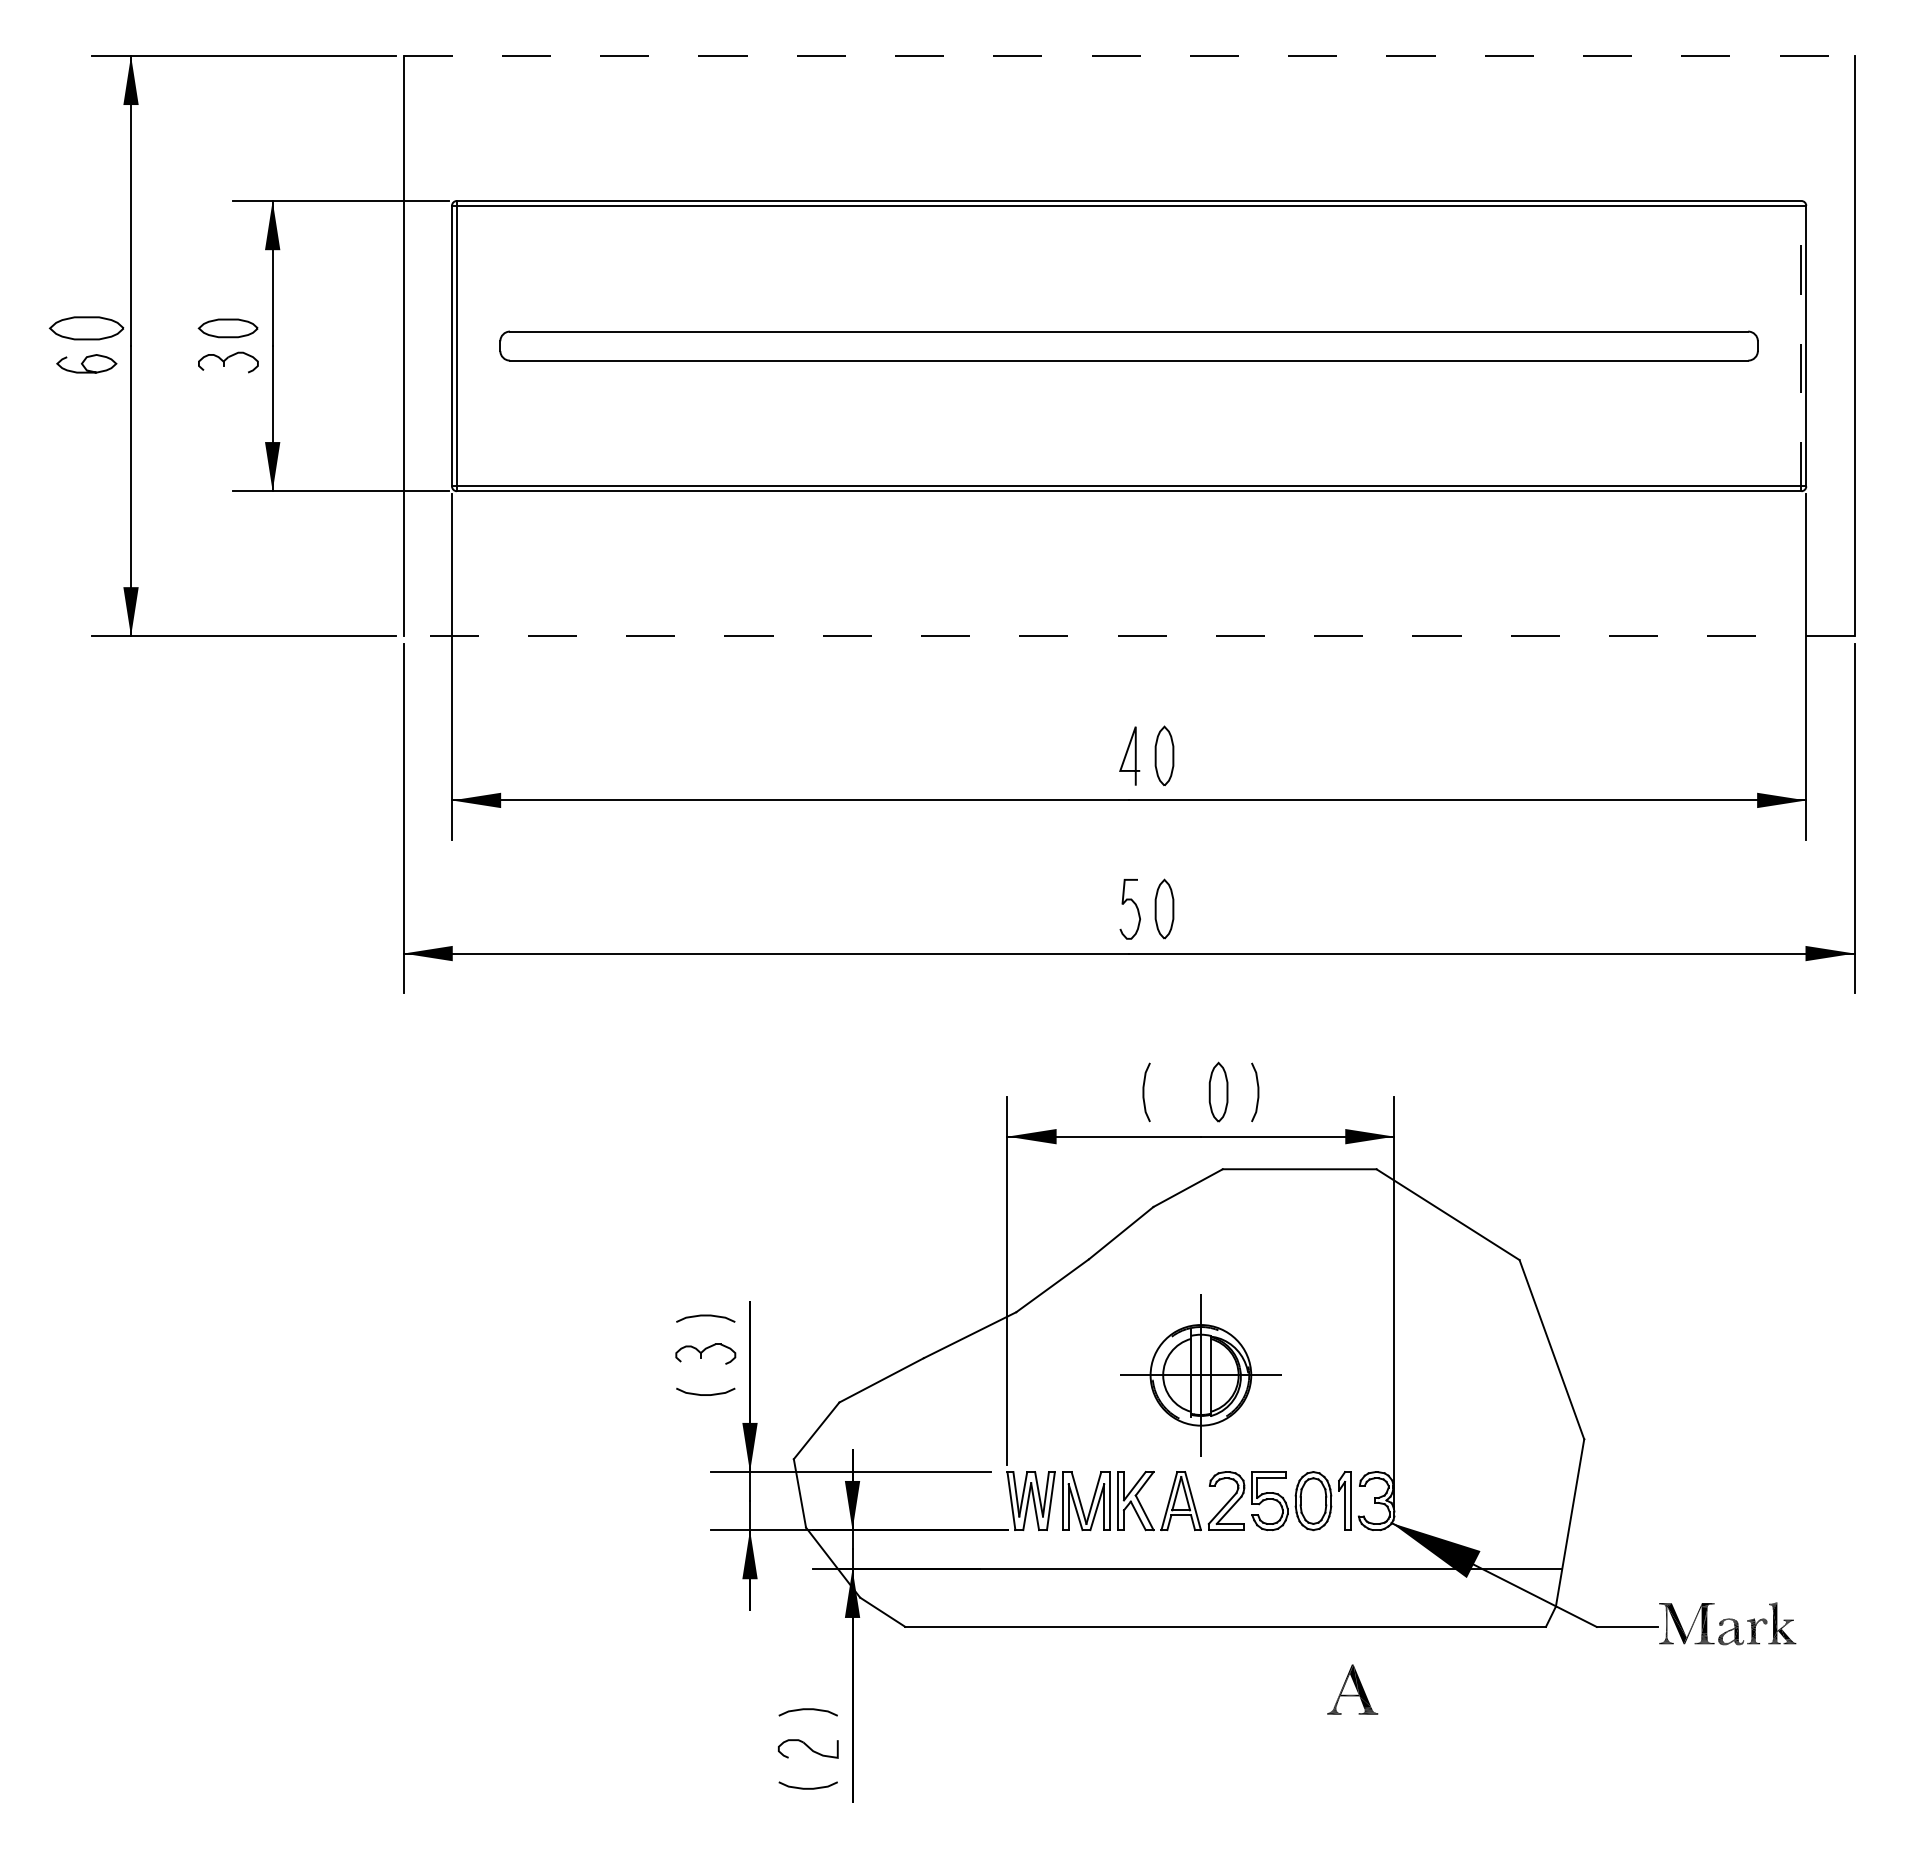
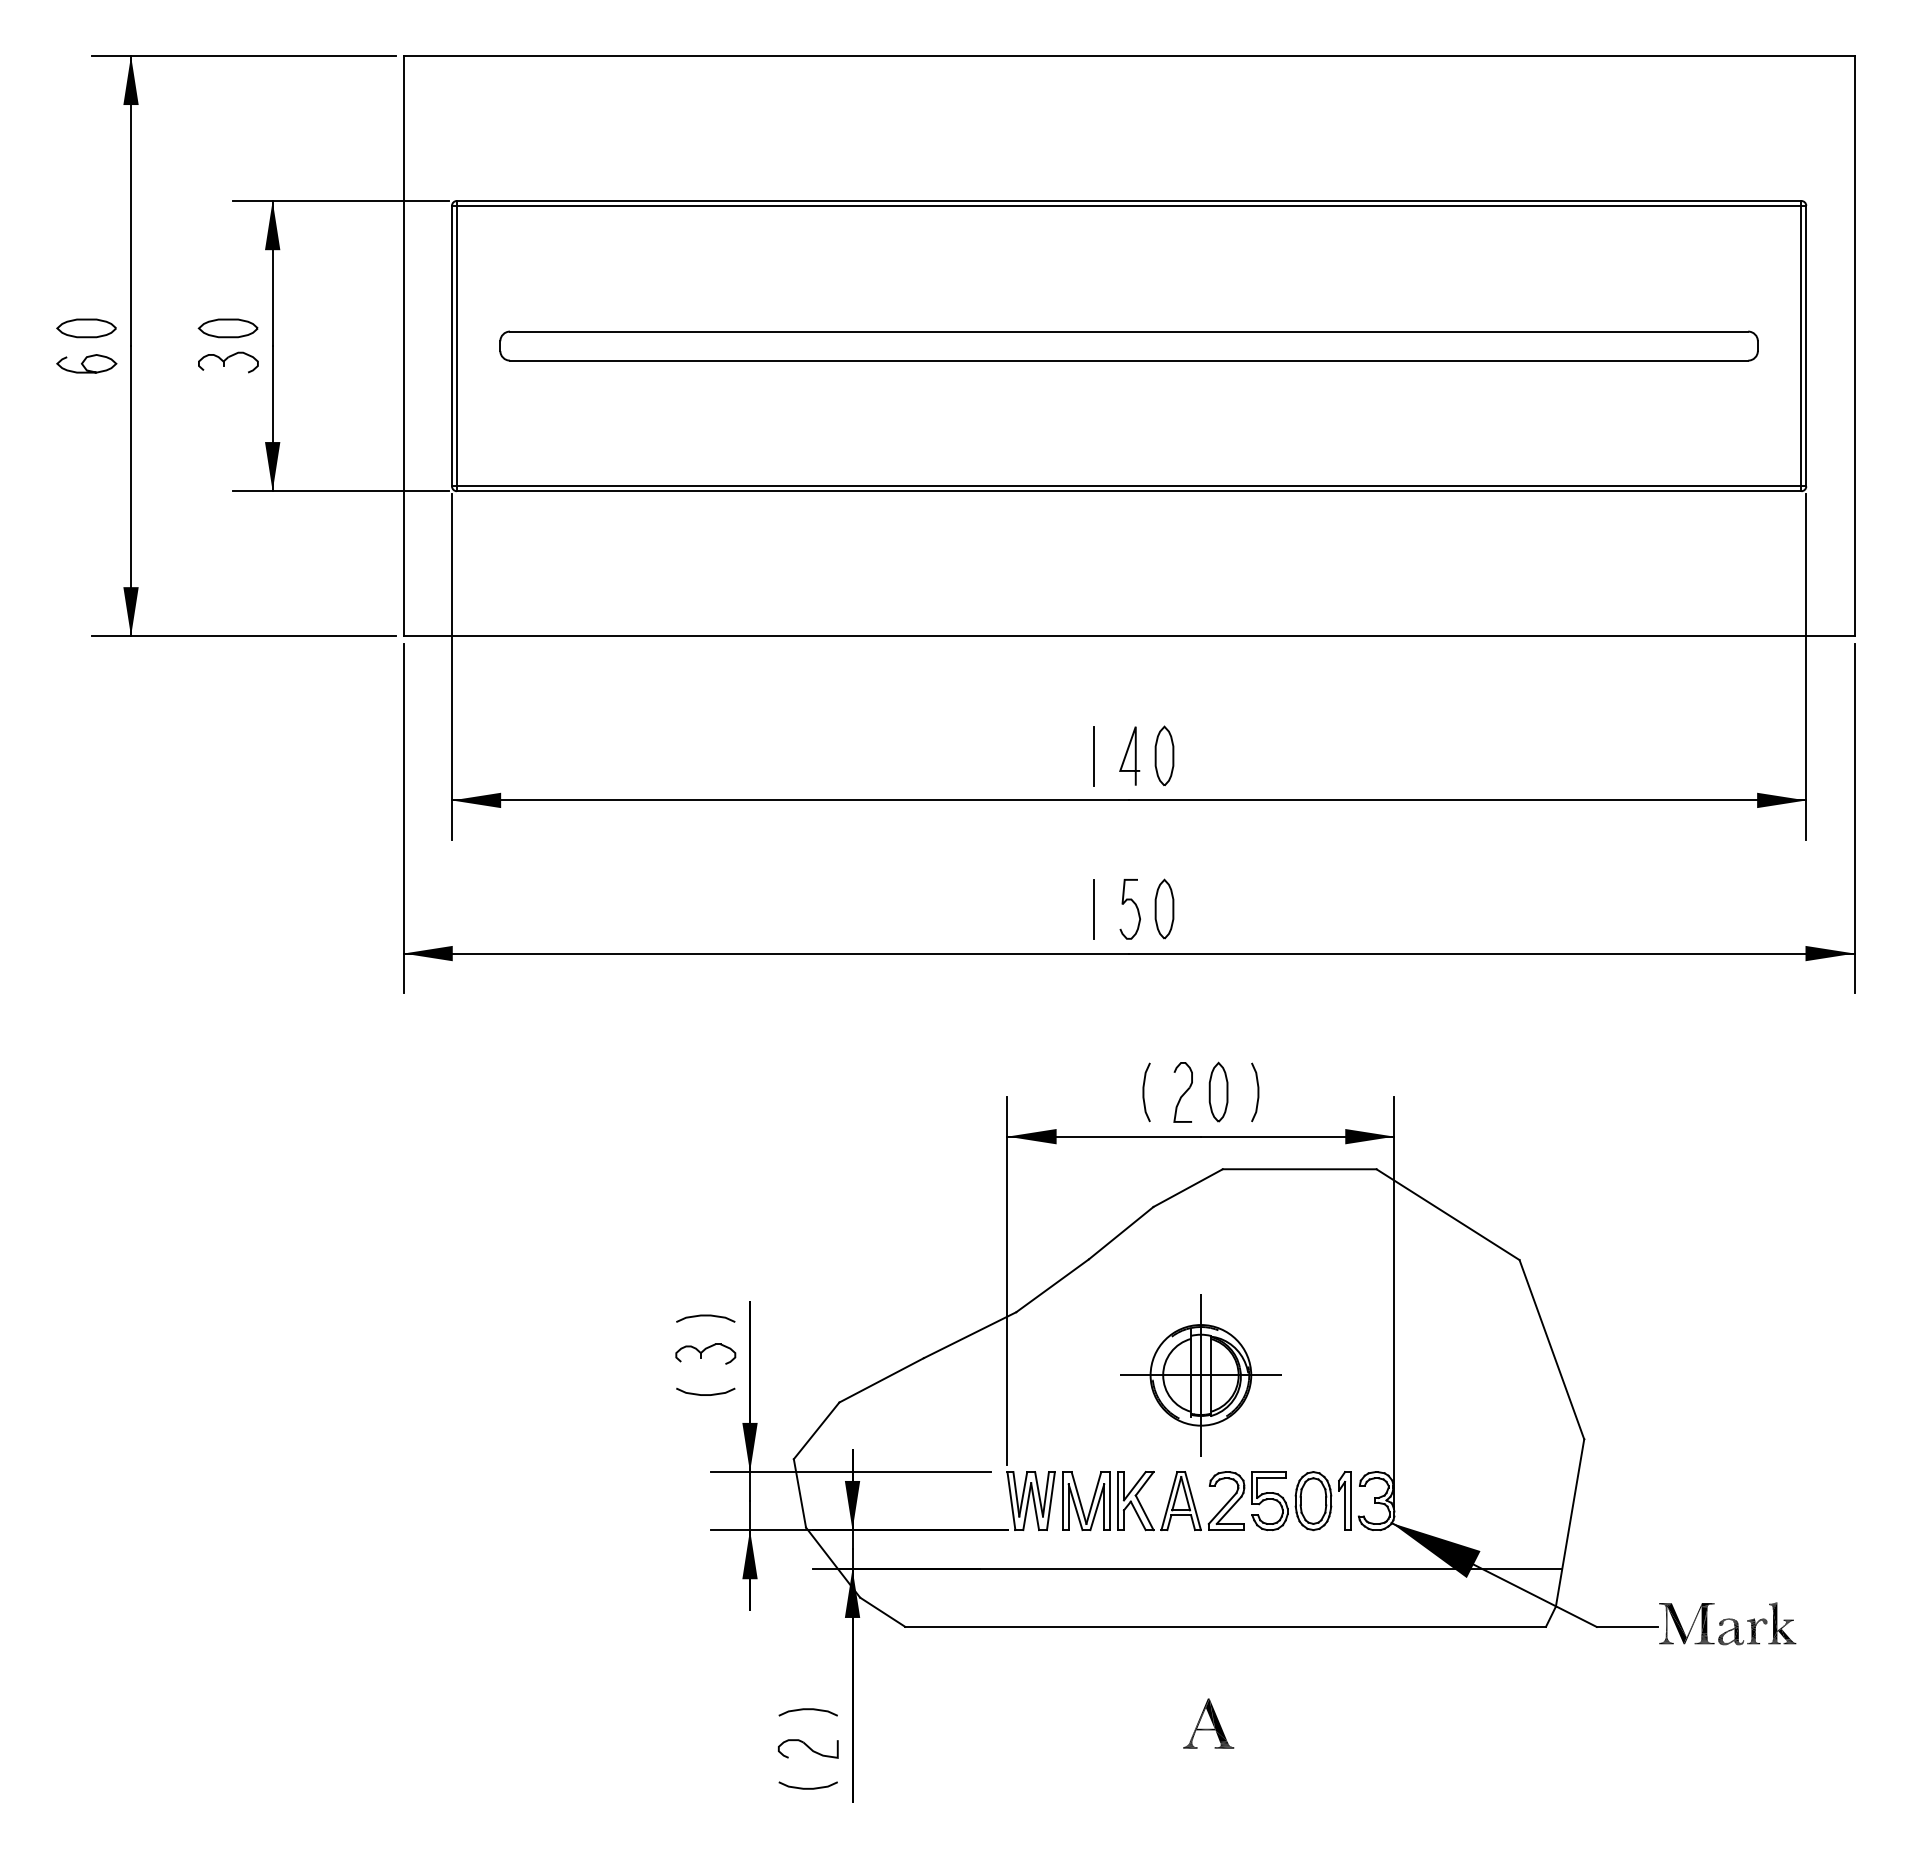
line: dashed -> solid (1129, 55)
part size: 77x25 px -> 61x21 px (86, 328)
line: dashed -> solid (1801, 345)
line: dashed -> solid (1129, 636)
line: none -> present (1093, 755)
line: none -> present (1093, 908)
part: none -> present (1182, 1092)
part position: (1352, 1689) -> (1208, 1723) (1208, 1723)
